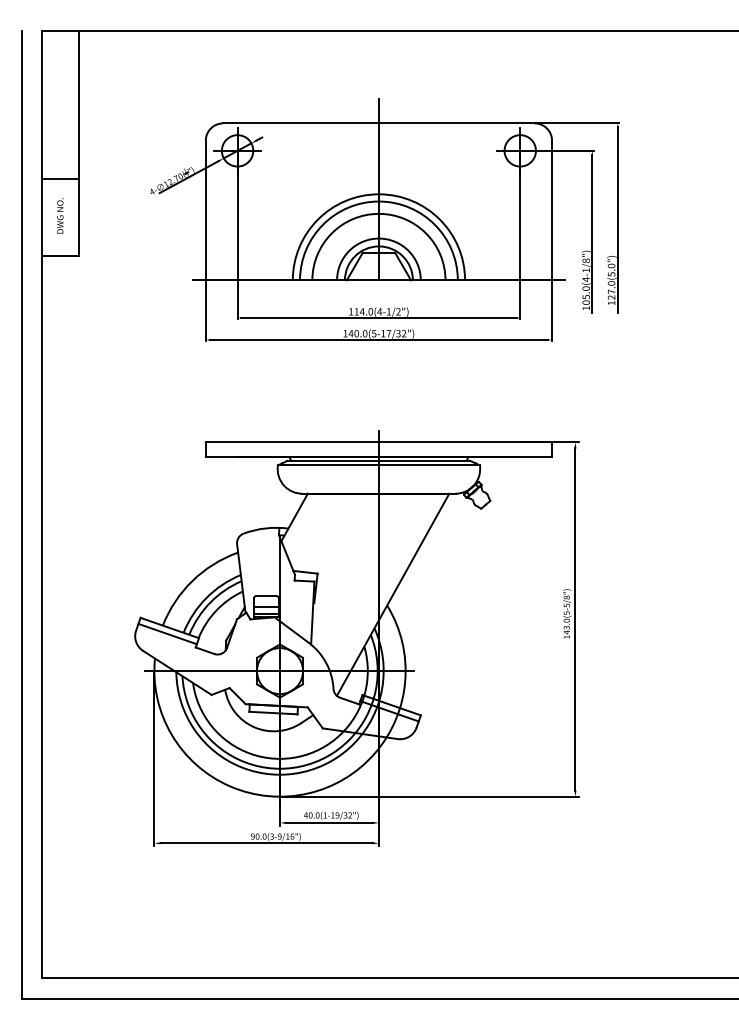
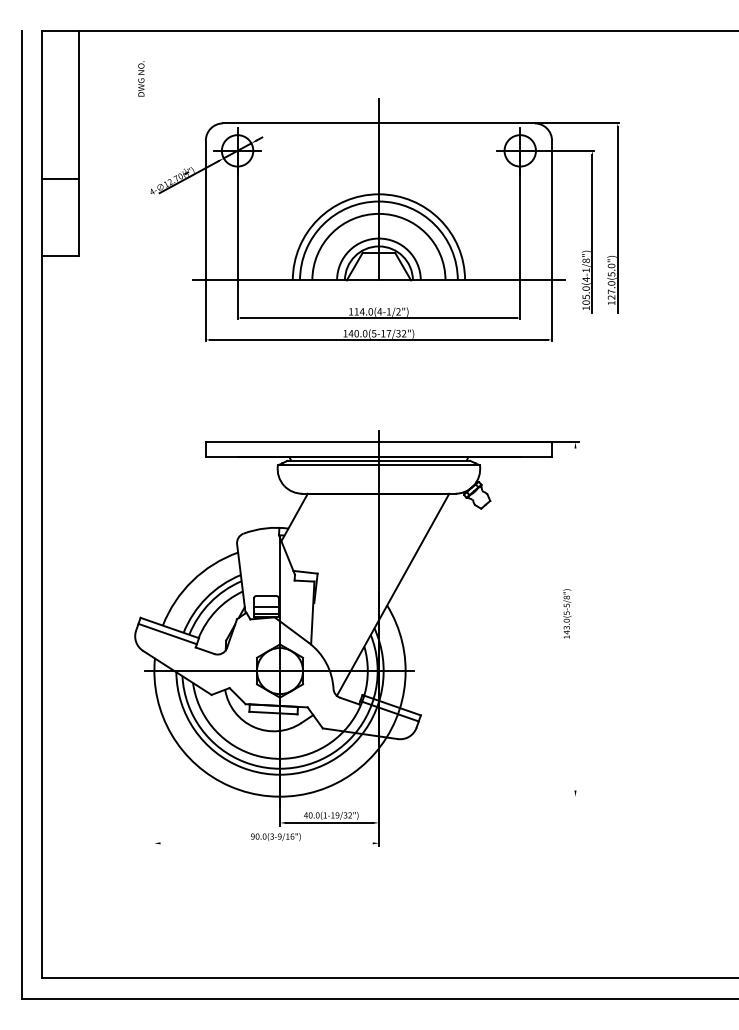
text position: (60, 215) -> (141, 78) (141, 78)
line: present -> none (575, 619)
line: present -> none (154, 759)
line: present -> none (429, 796)
line: present -> none (266, 843)
